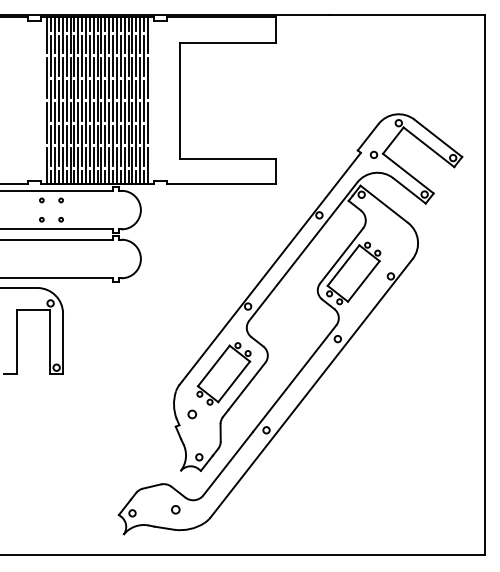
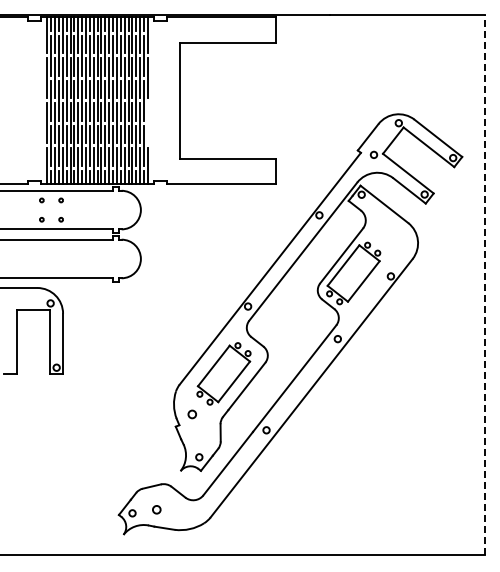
line: present -> none (147, 123)
line: solid -> dashed (484, 284)
circle position: (175, 509) -> (156, 509) (156, 509)
